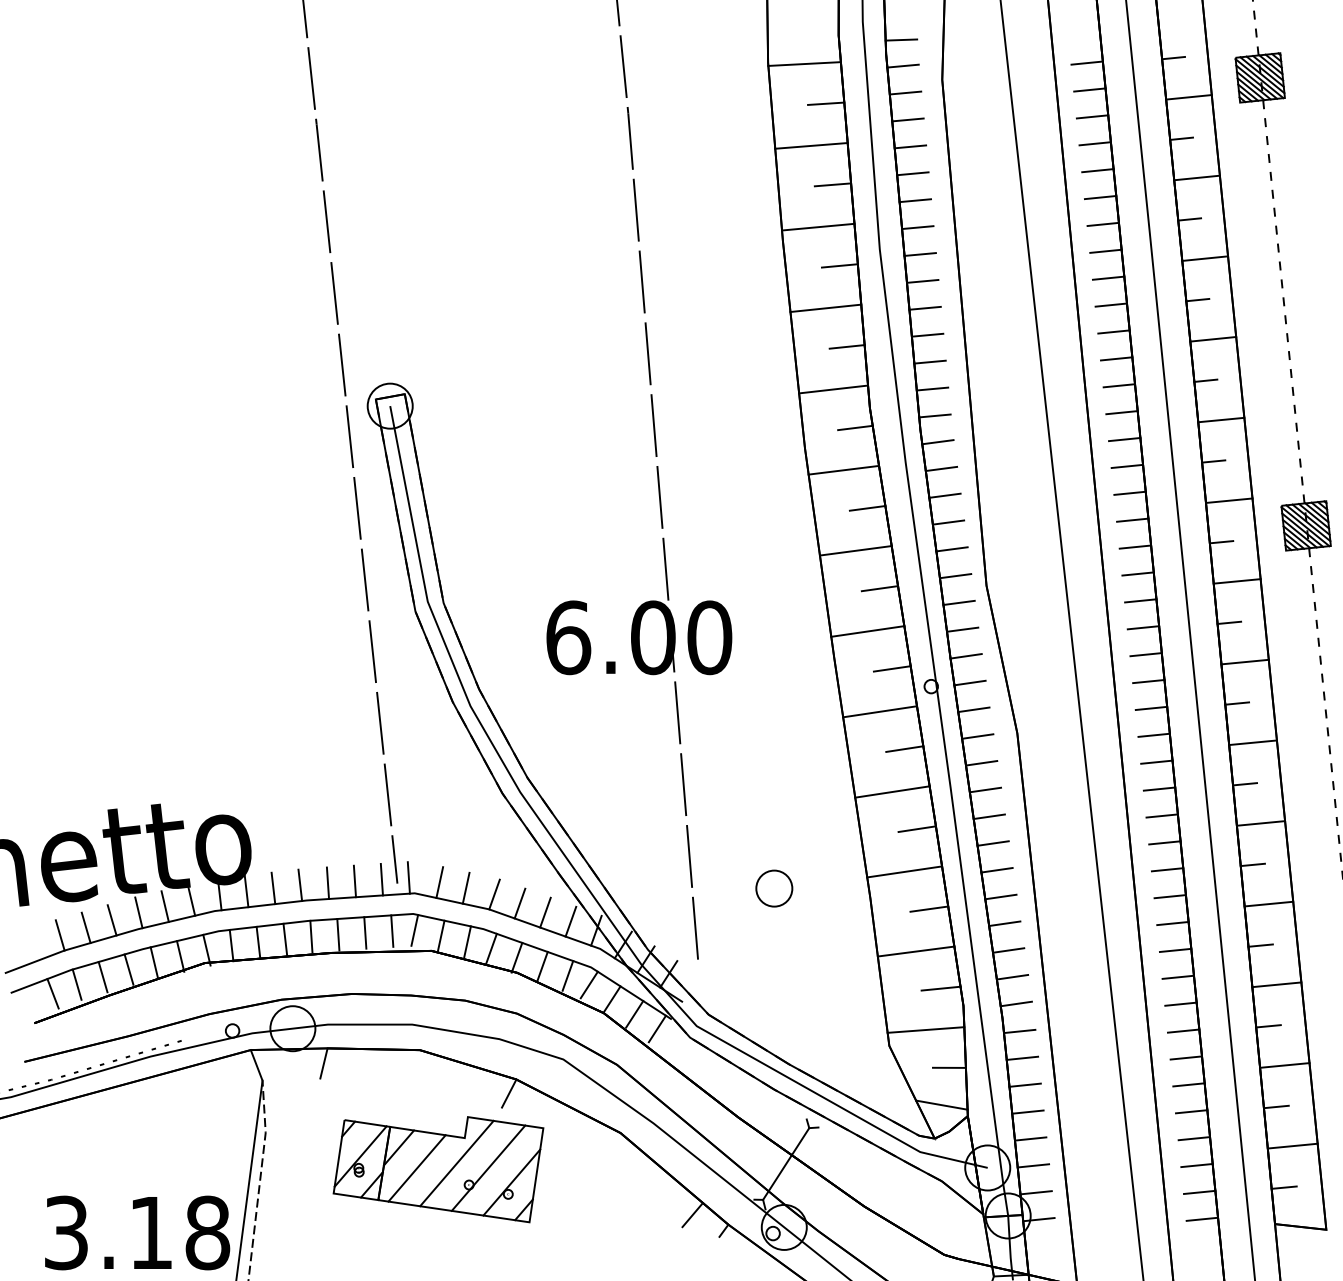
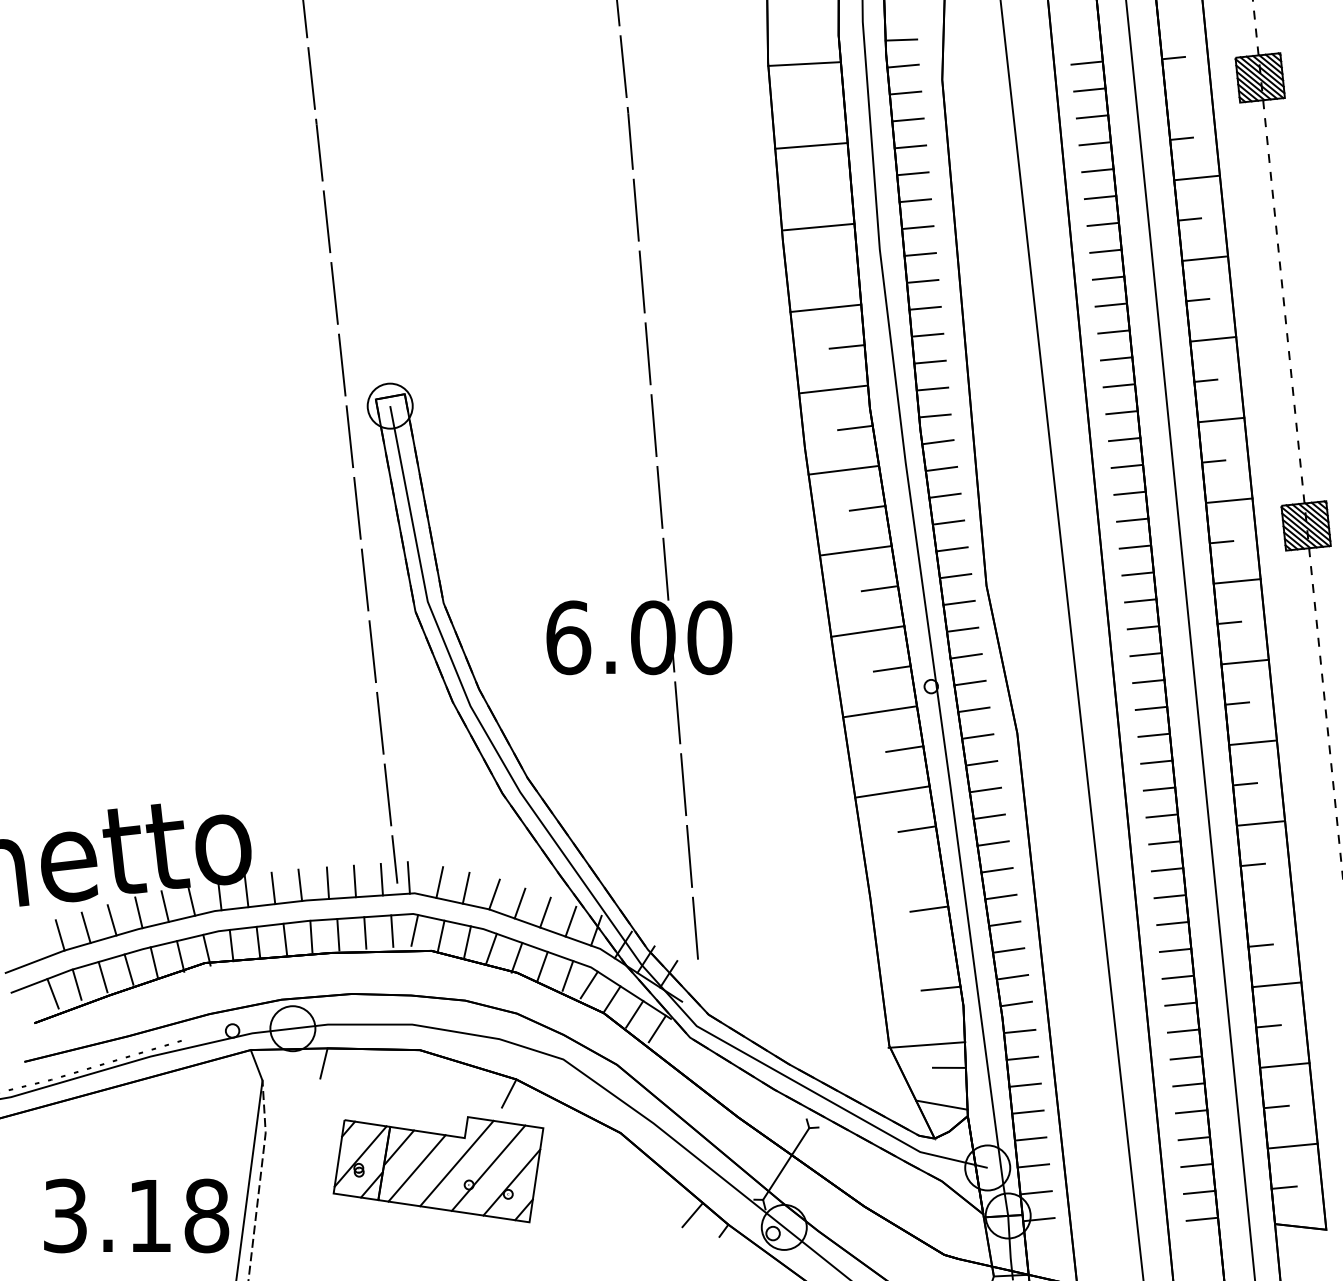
line: present -> none (1188, 97)
line: present -> none (826, 103)
line: present -> none (832, 184)
line: present -> none (839, 265)
line: present -> none (904, 871)
part: present -> none (774, 888)
line: present -> none (1268, 903)
line: present -> none (915, 951)
line position: (925, 1029) -> (926, 1044) (926, 1044)
text position: (137, 1232) -> (136, 1215) (136, 1215)
